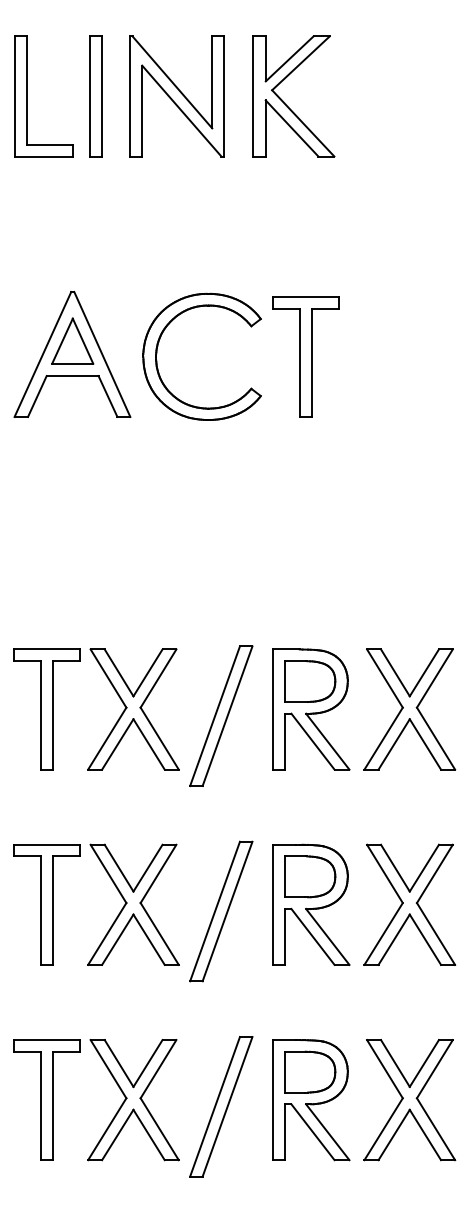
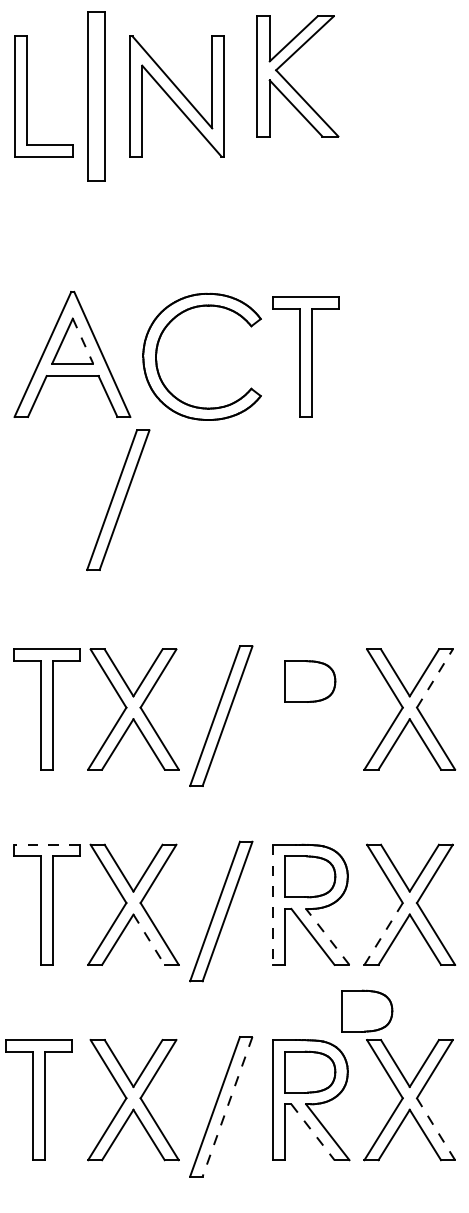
part size: 14x123 px -> 19x171 px (96, 96)
part position: (284, 101) -> (288, 81) (288, 81)
line: solid -> dashed (83, 341)
part: none -> present (118, 499)
line: solid -> dashed (435, 678)
part: present -> none (311, 709)
line: solid -> dashed (46, 844)
line: solid -> dashed (272, 905)
line: solid -> dashed (383, 934)
line: solid -> dashed (327, 936)
line: solid -> dashed (149, 939)
part: none -> present (367, 1010)
part position: (46, 1099) -> (38, 1099) (38, 1099)
line: solid -> dashed (227, 1107)
line: solid -> dashed (435, 1128)
line: solid -> dashed (313, 1132)
